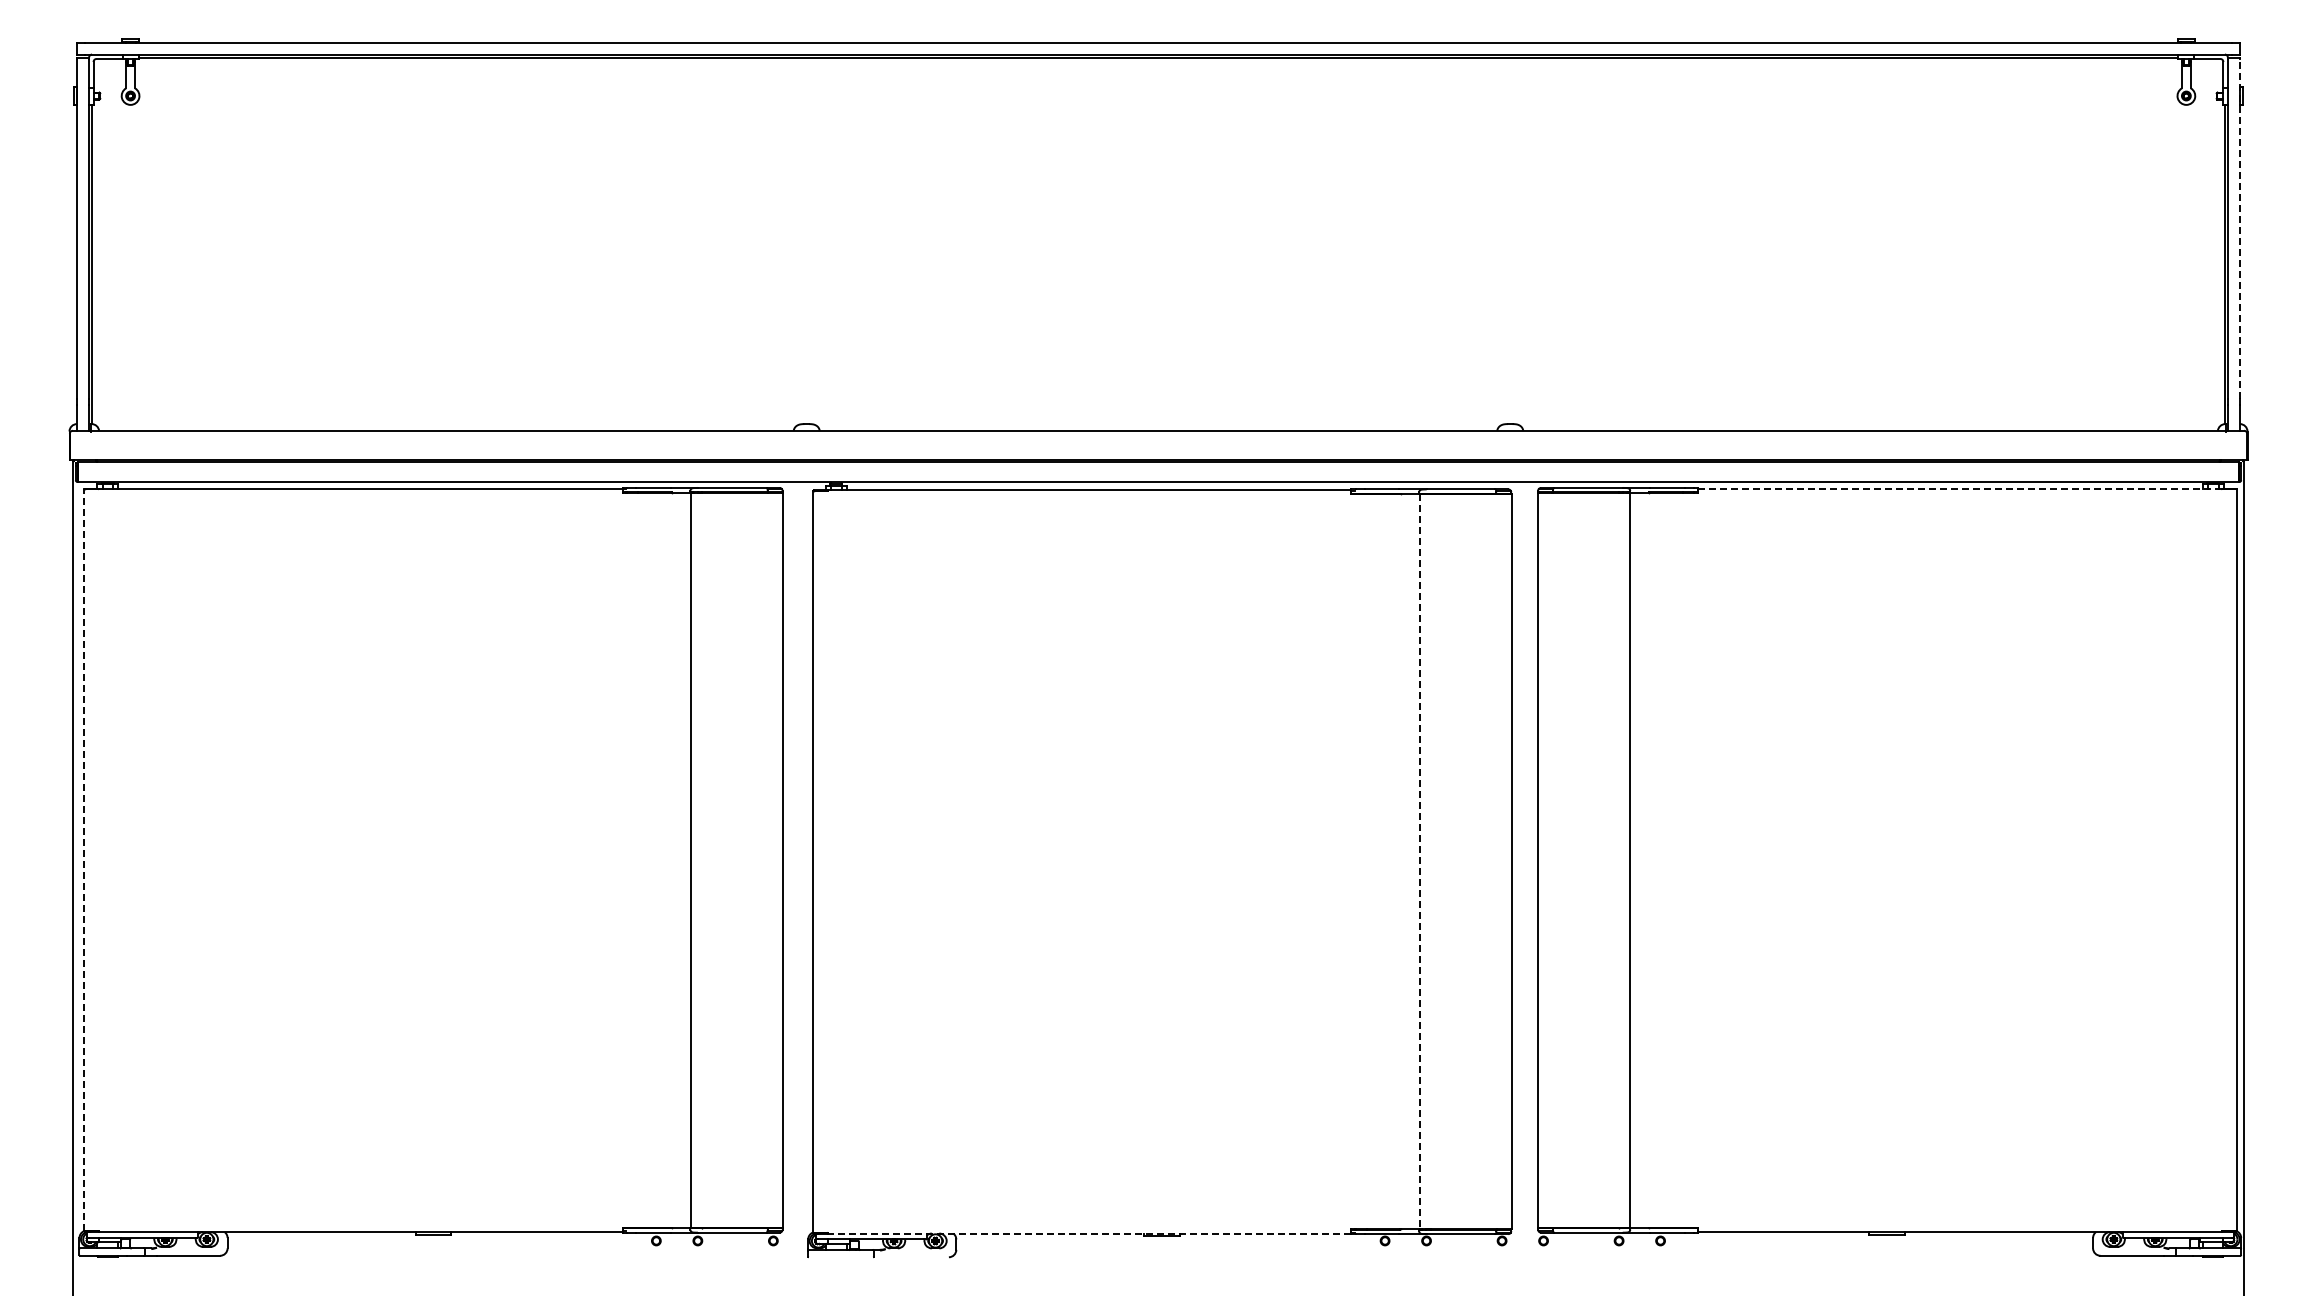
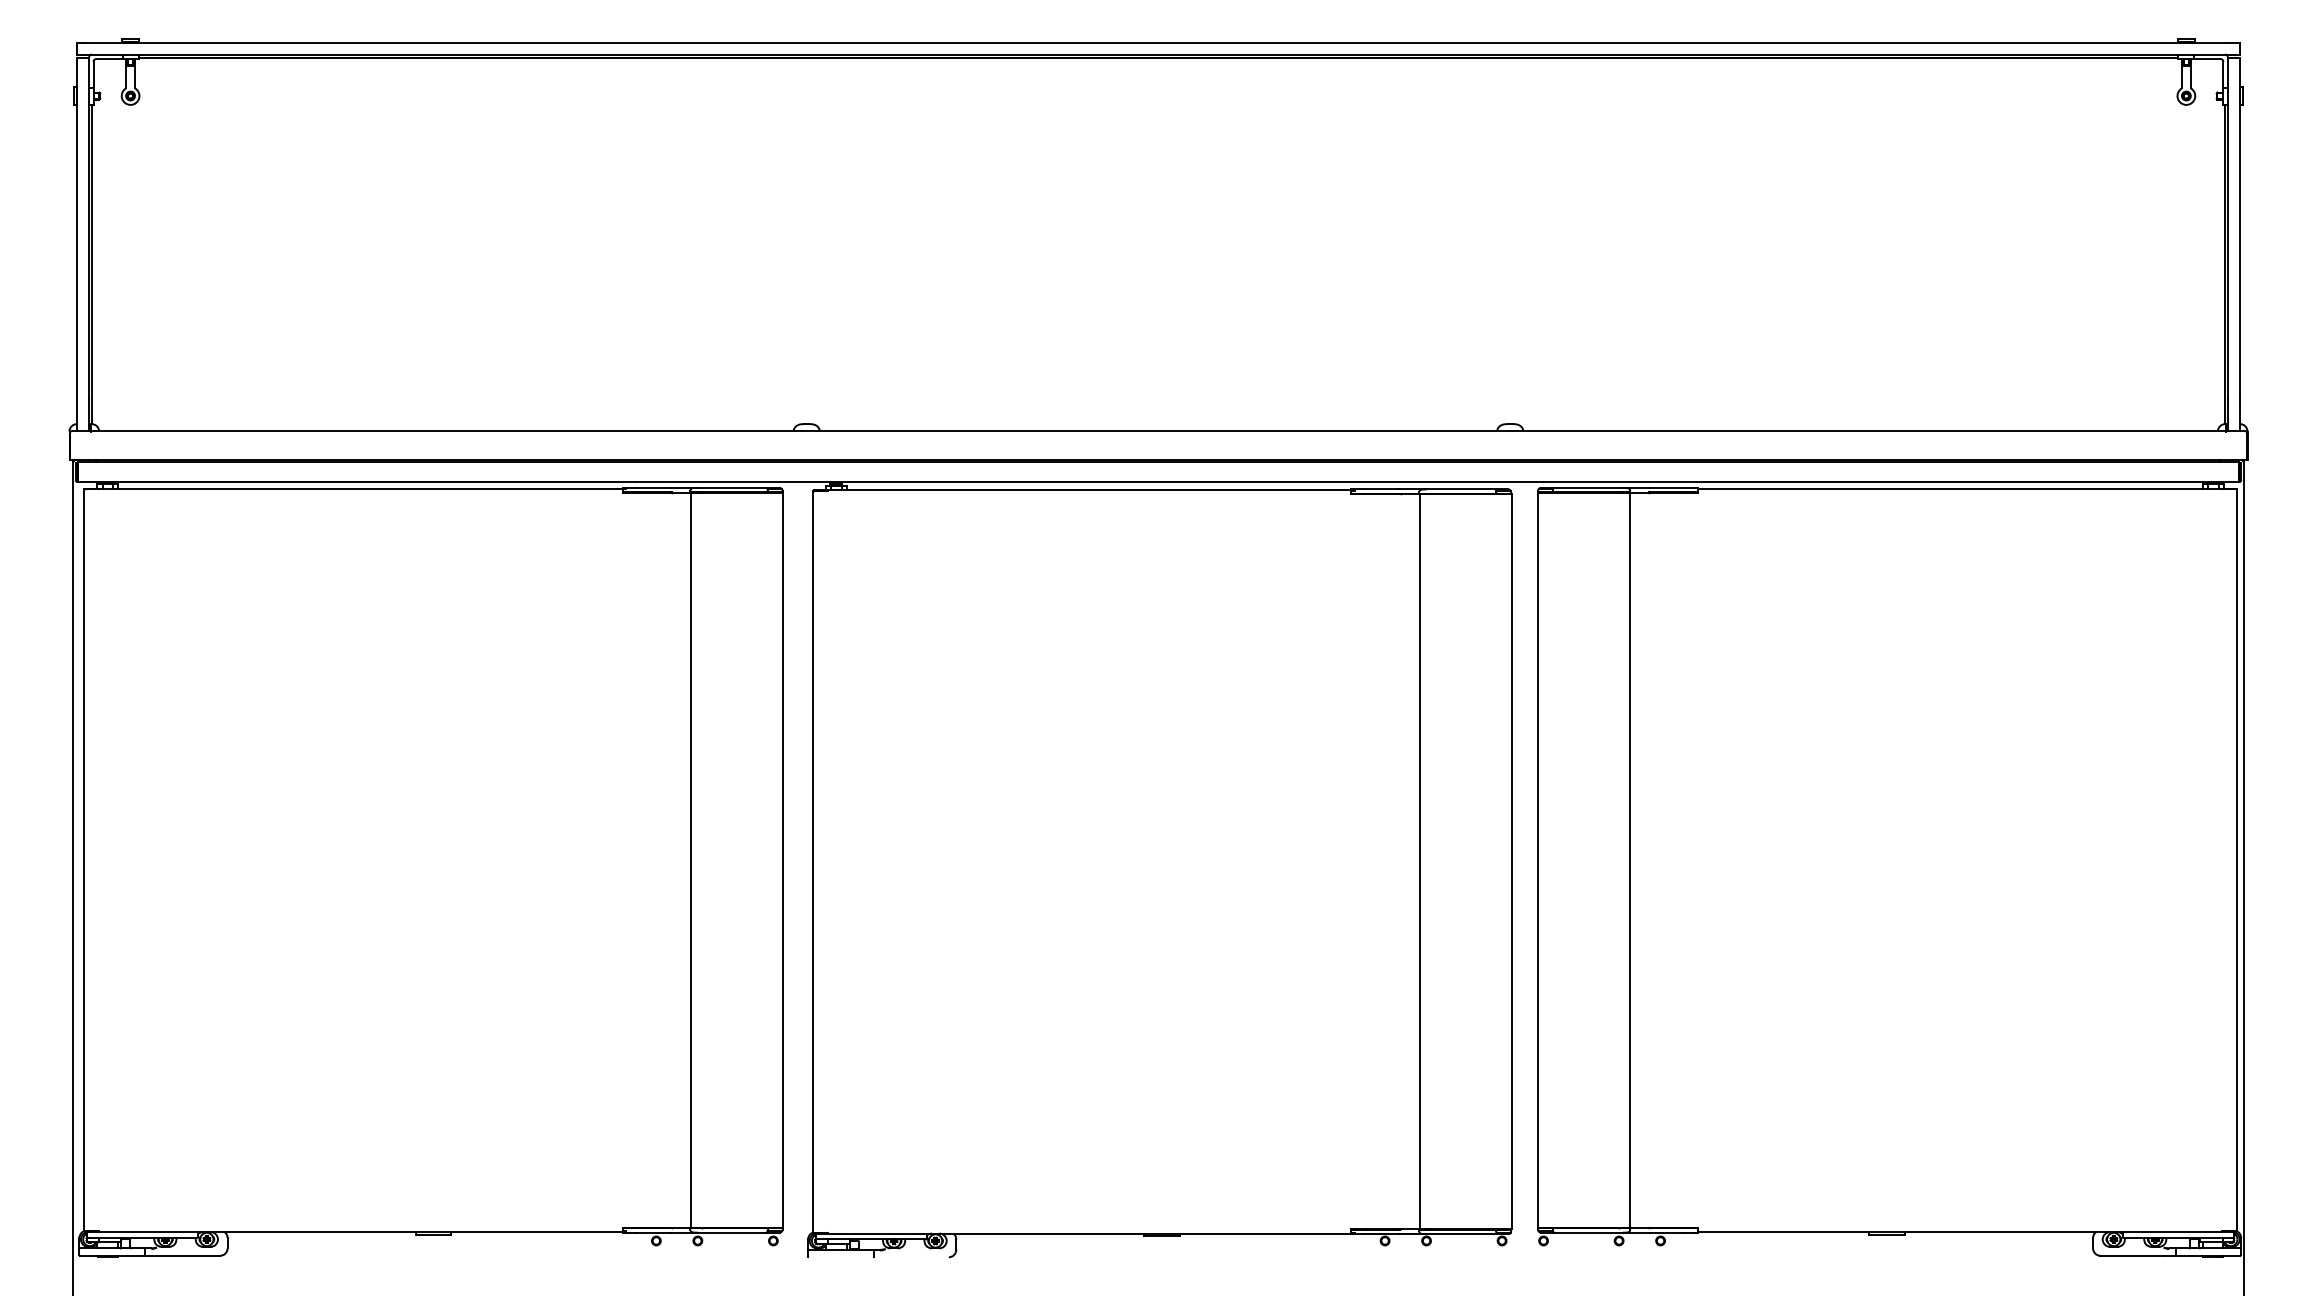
line: dashed -> solid (2239, 228)
line: dashed -> solid (1959, 488)
line: dashed -> solid (83, 860)
line: dashed -> solid (1419, 862)
line: dashed -> solid (1089, 1233)
